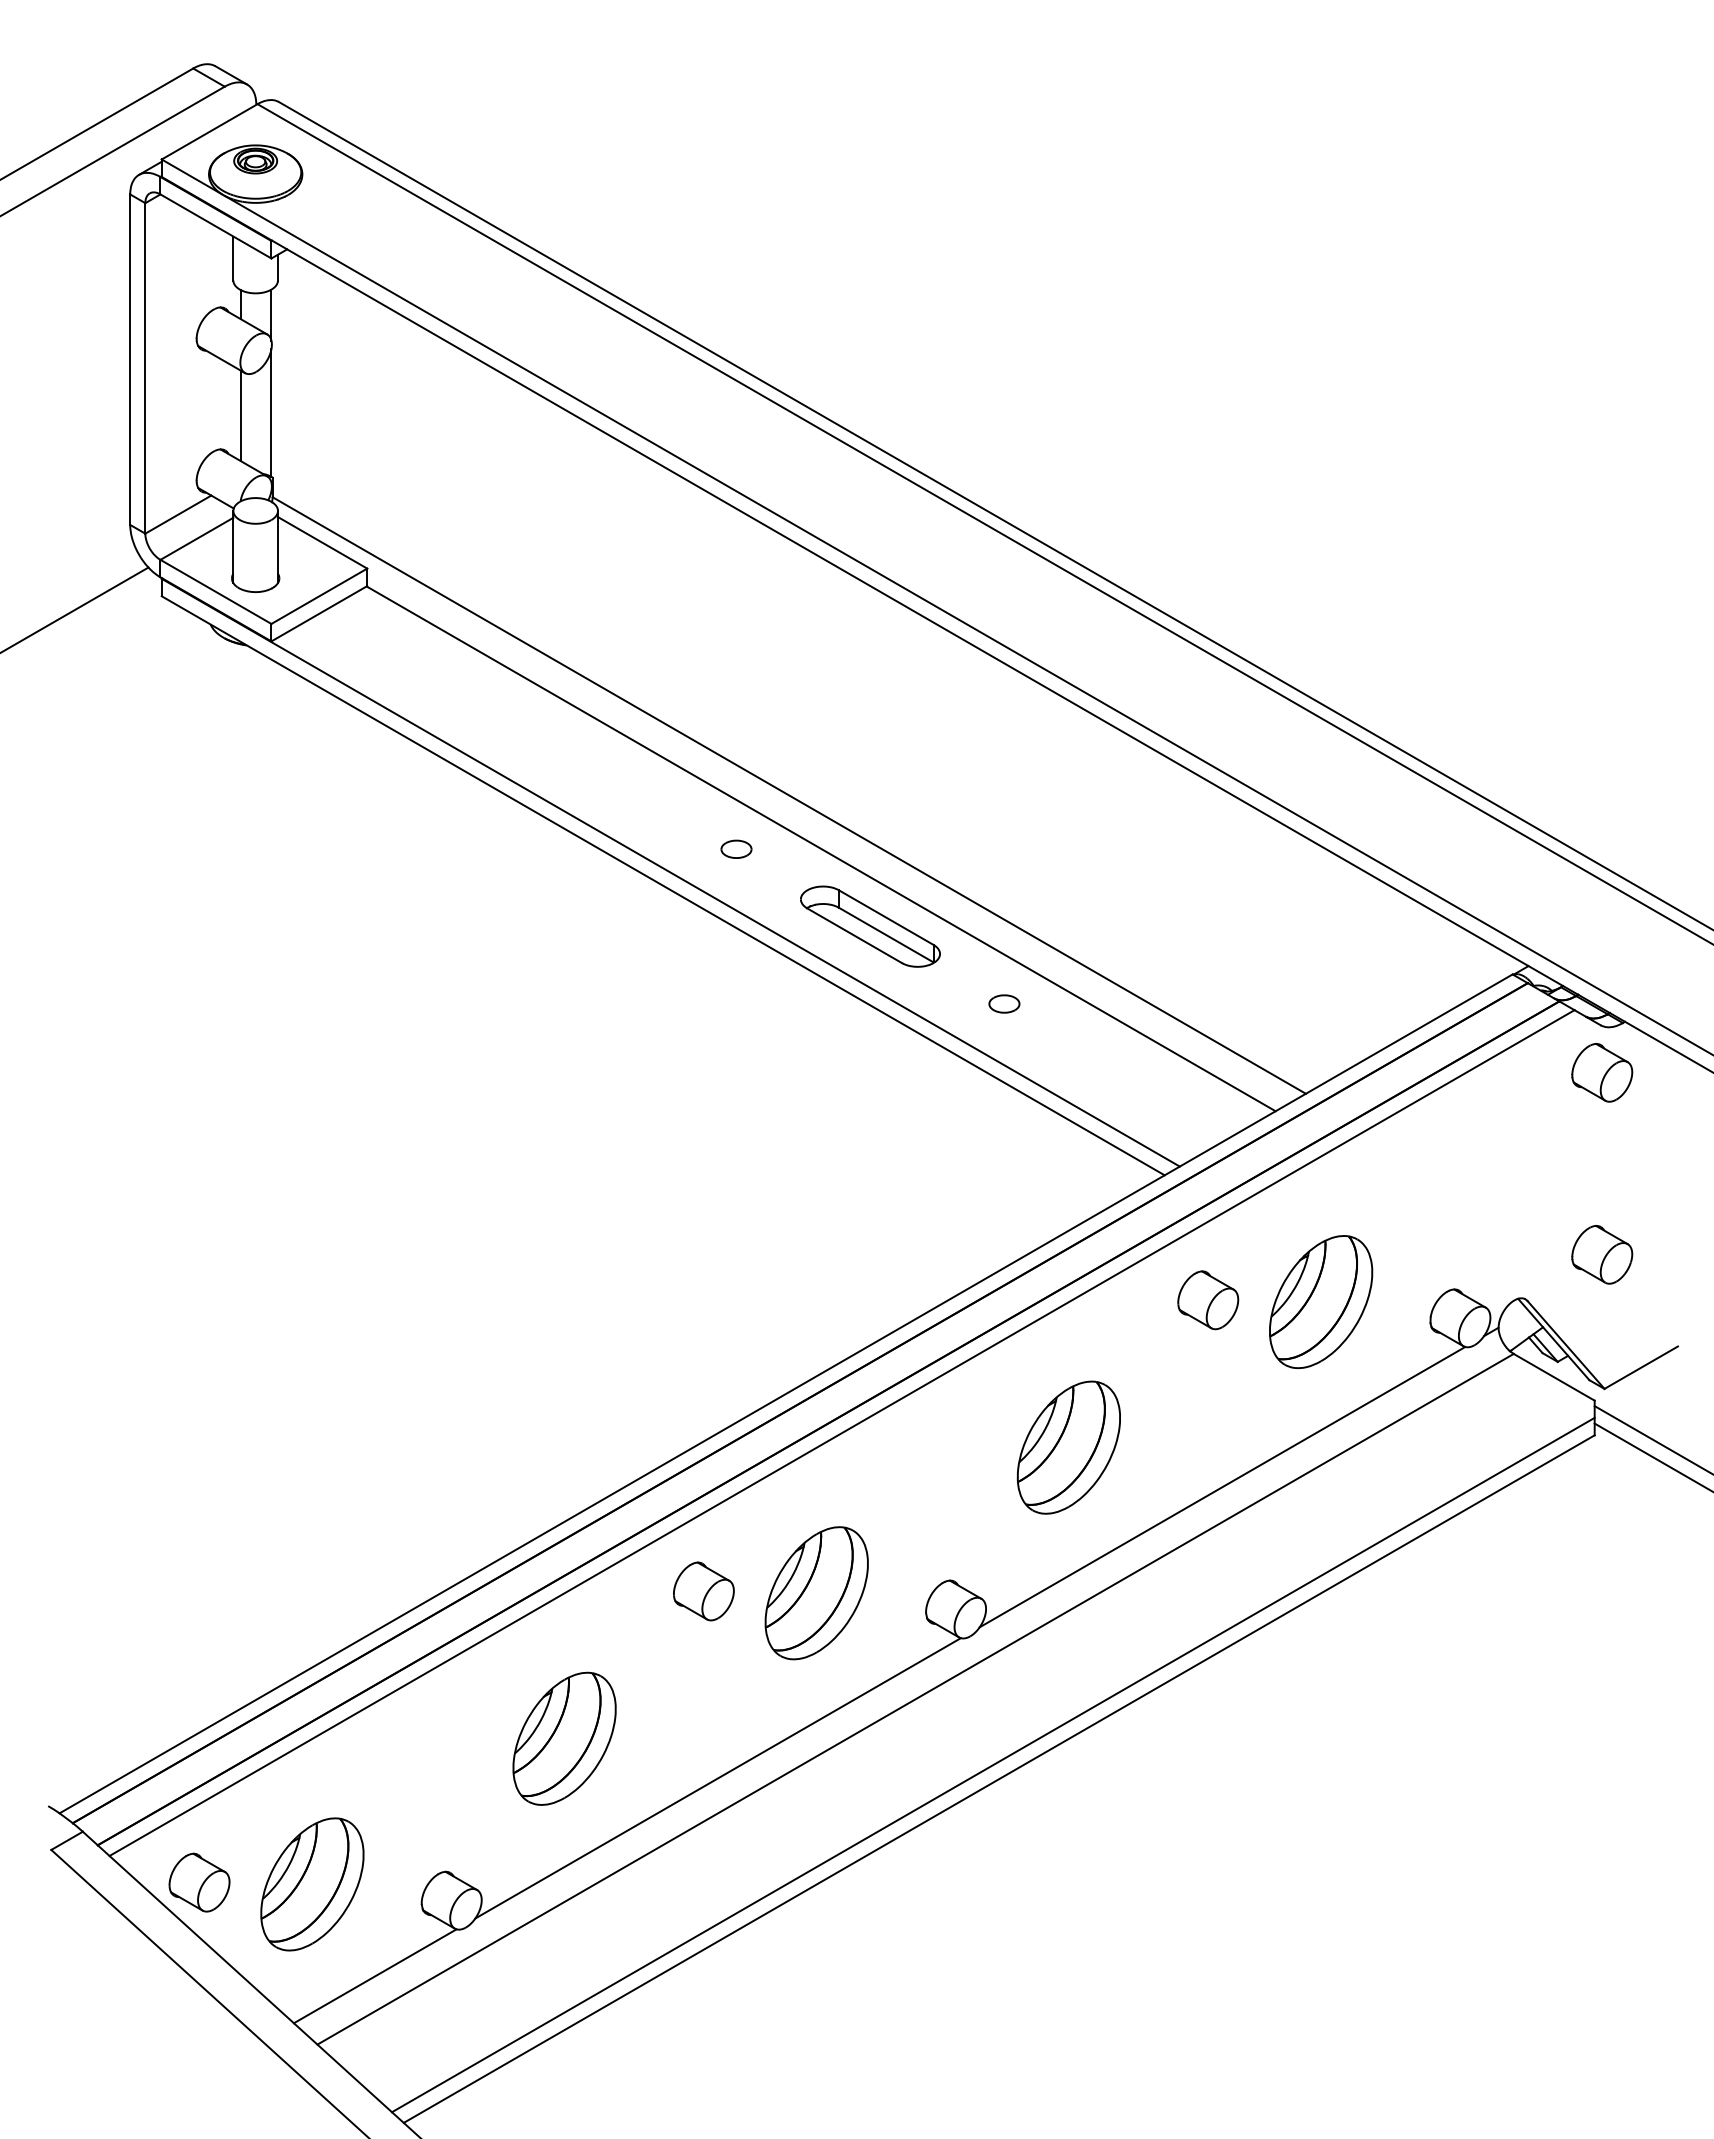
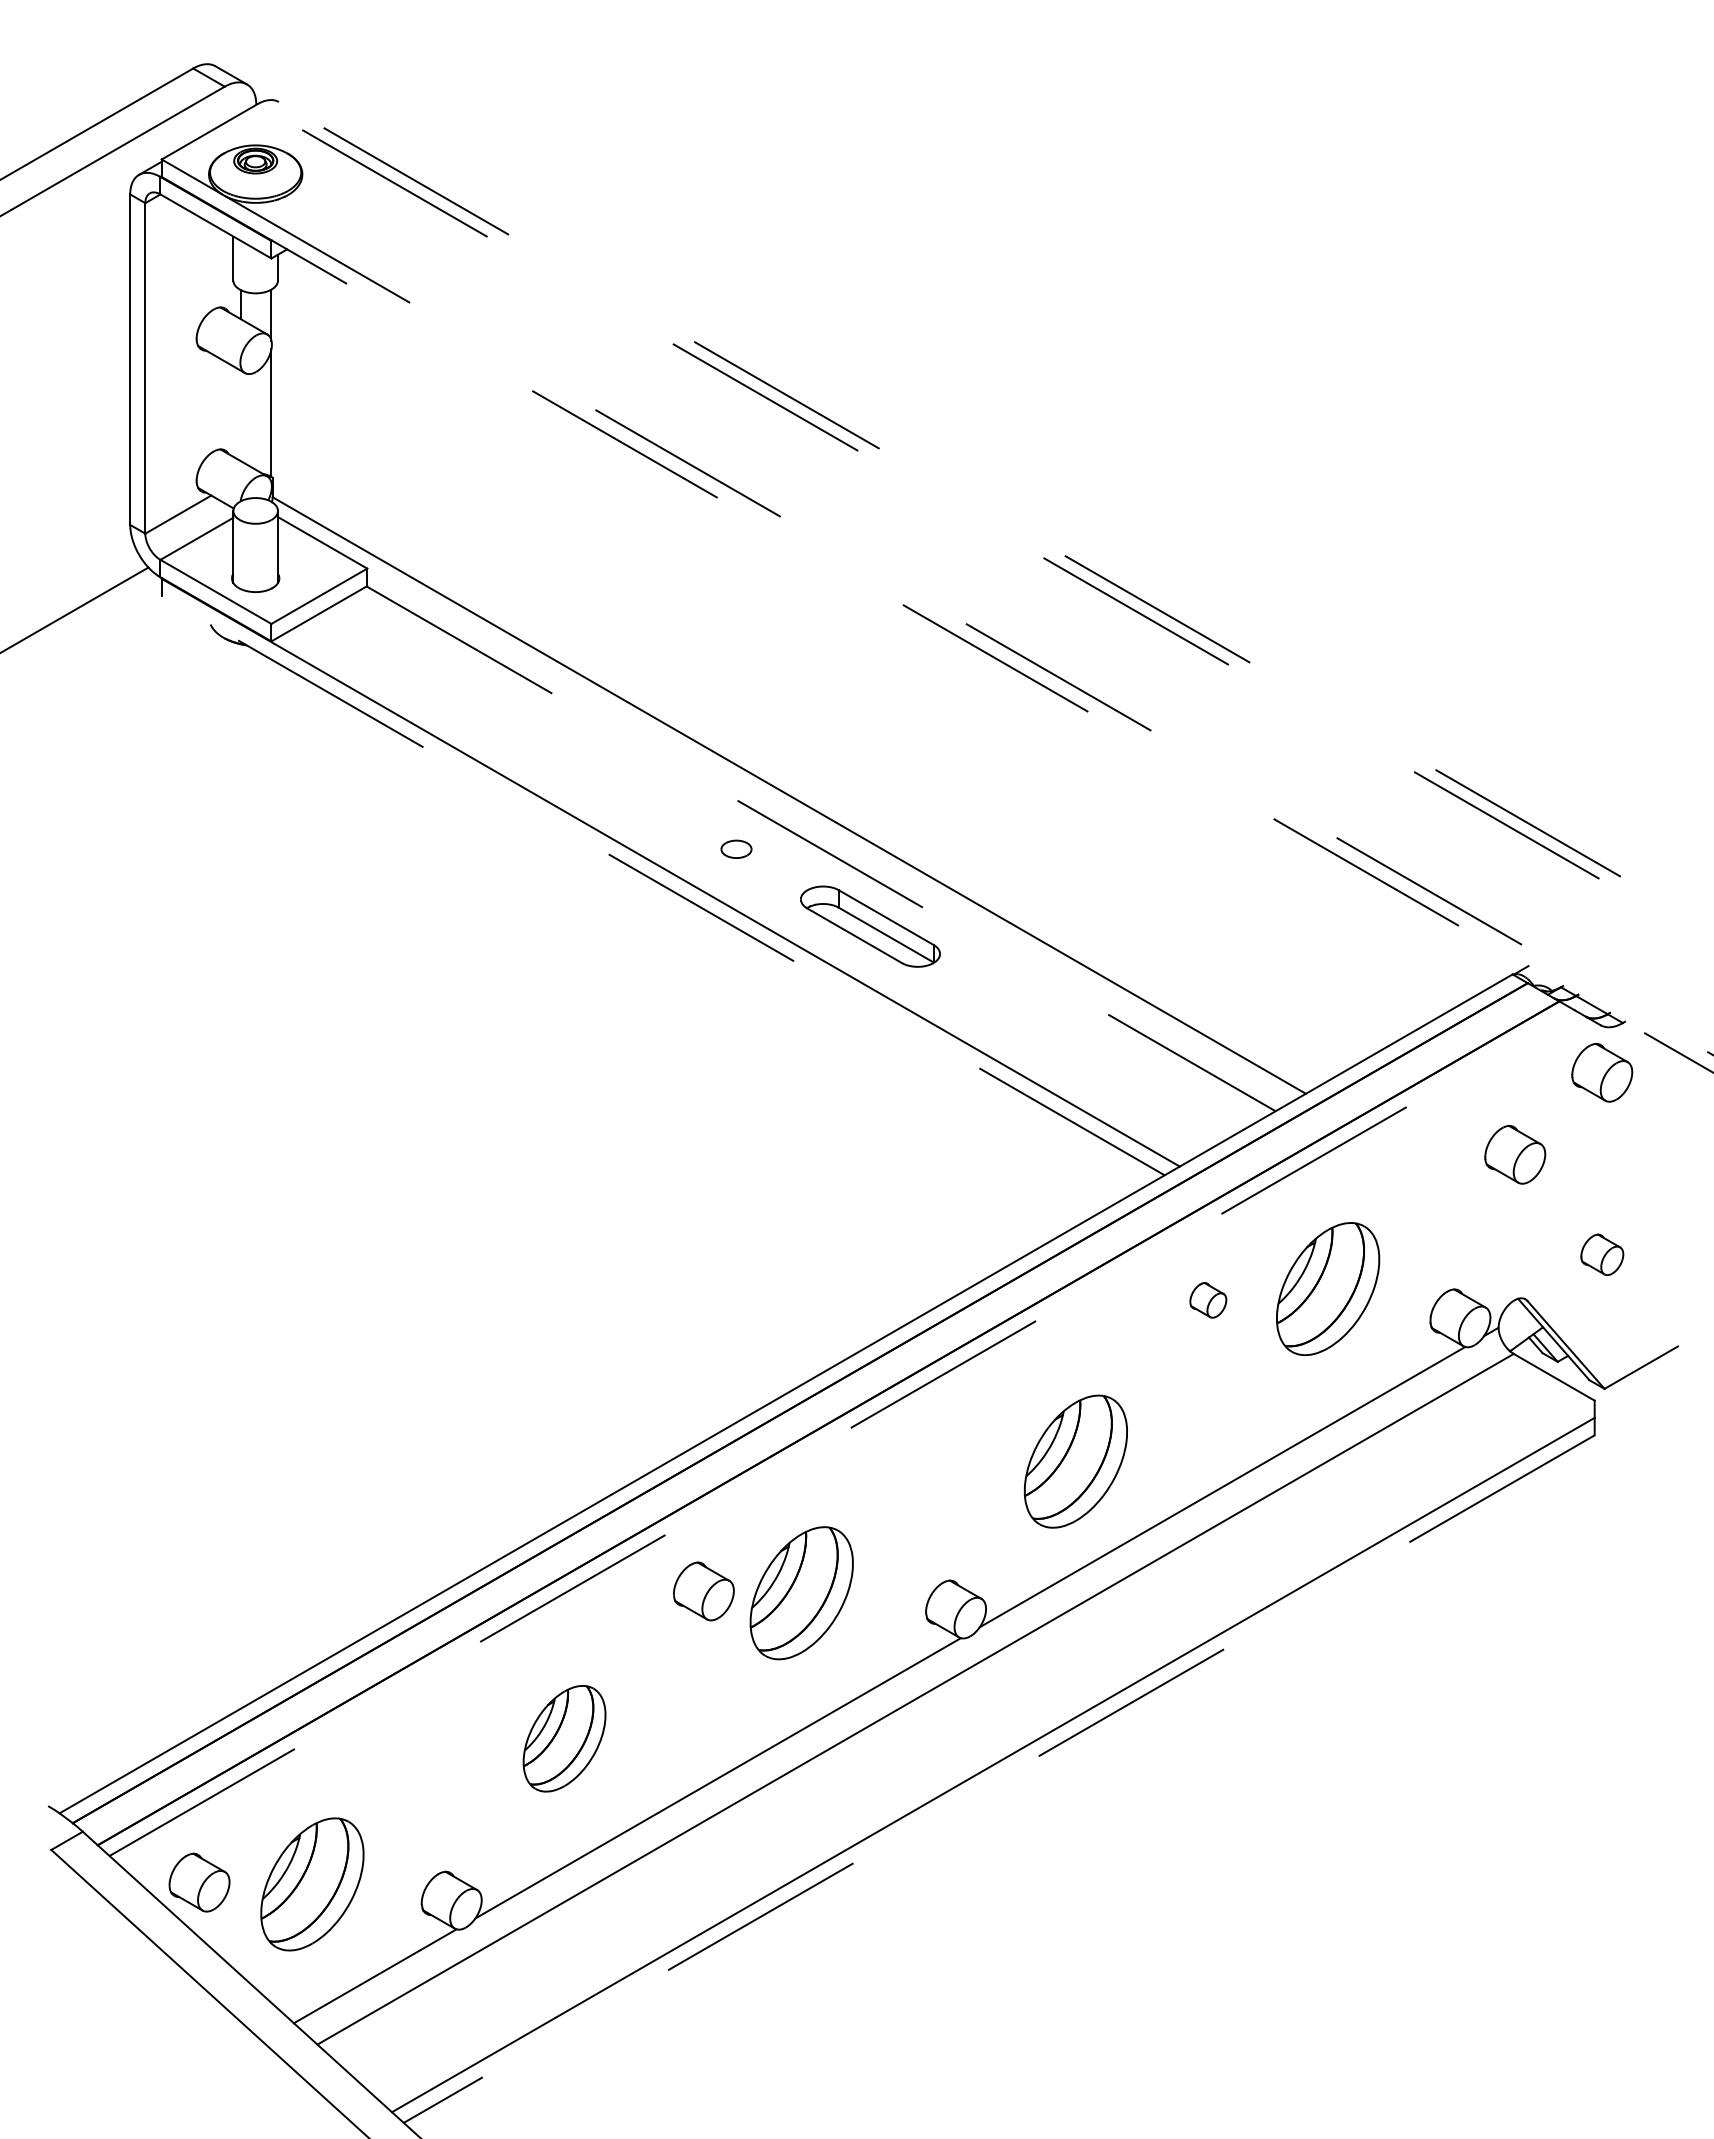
line: present -> none (241, 415)
line: solid -> dashed (995, 515)
line: solid -> dashed (985, 524)
line: solid -> dashed (937, 624)
line: solid -> dashed (969, 625)
line: solid -> dashed (821, 848)
line: solid -> dashed (662, 885)
part: present -> none (1004, 1003)
part: none -> present (1515, 1154)
part size: 63x60 px -> 45x43 px (1602, 1254)
part size: 63x61 px -> 39x37 px (1208, 1300)
part position: (1321, 1302) -> (1328, 1289) (1328, 1289)
line: solid -> dashed (842, 1433)
line: present -> none (1652, 1439)
part position: (1068, 1447) -> (1075, 1461) (1075, 1461)
line: present -> none (1652, 1456)
part position: (816, 1593) -> (801, 1593) (801, 1593)
part size: 105x135 px -> 85x108 px (564, 1738)
line: solid -> dashed (999, 1779)
